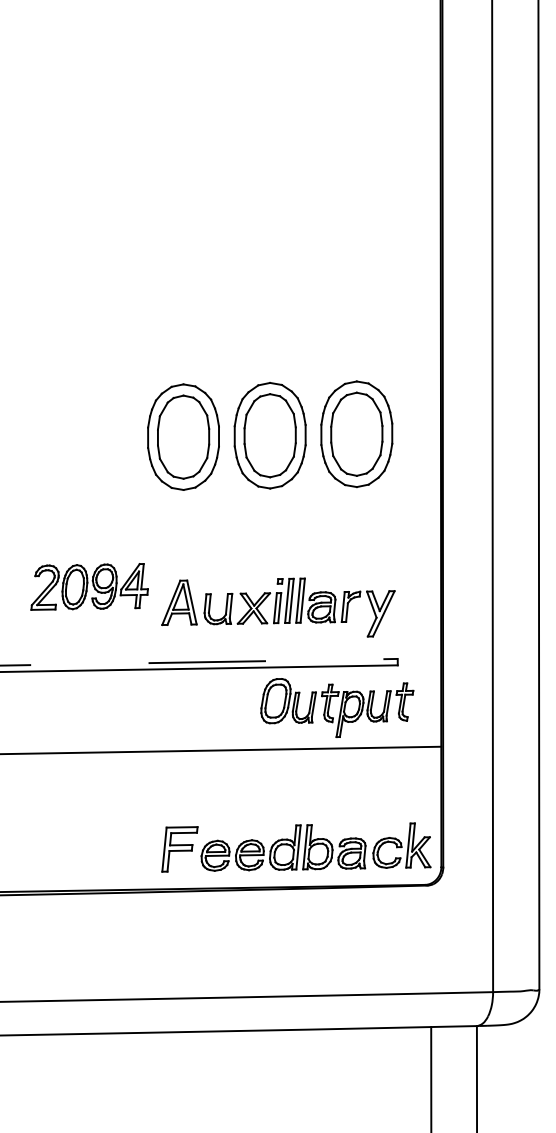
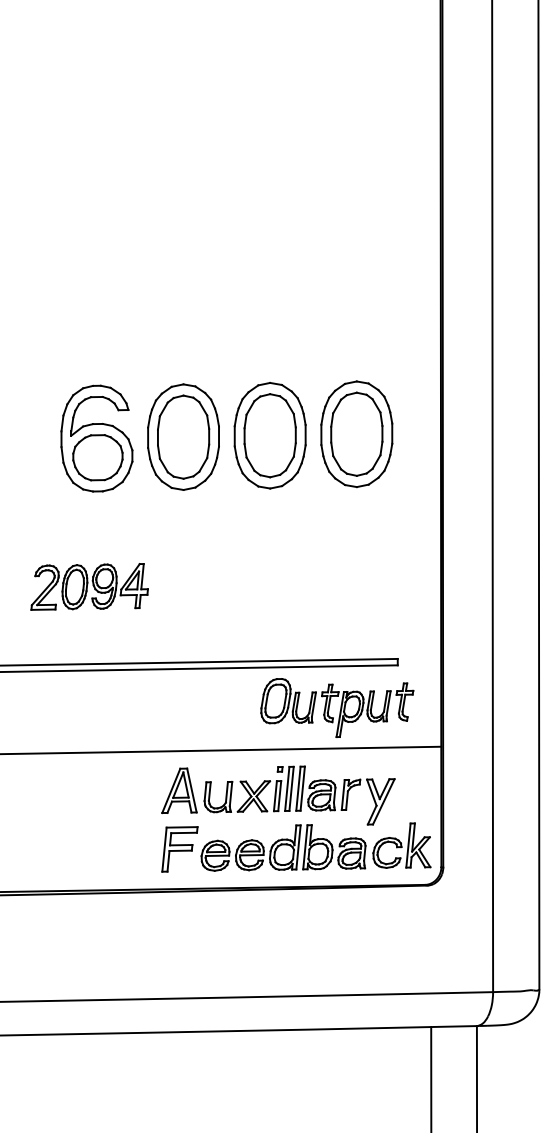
part: none -> present (96, 438)
part position: (278, 607) -> (278, 795) (278, 795)
line: dashed -> solid (199, 662)
